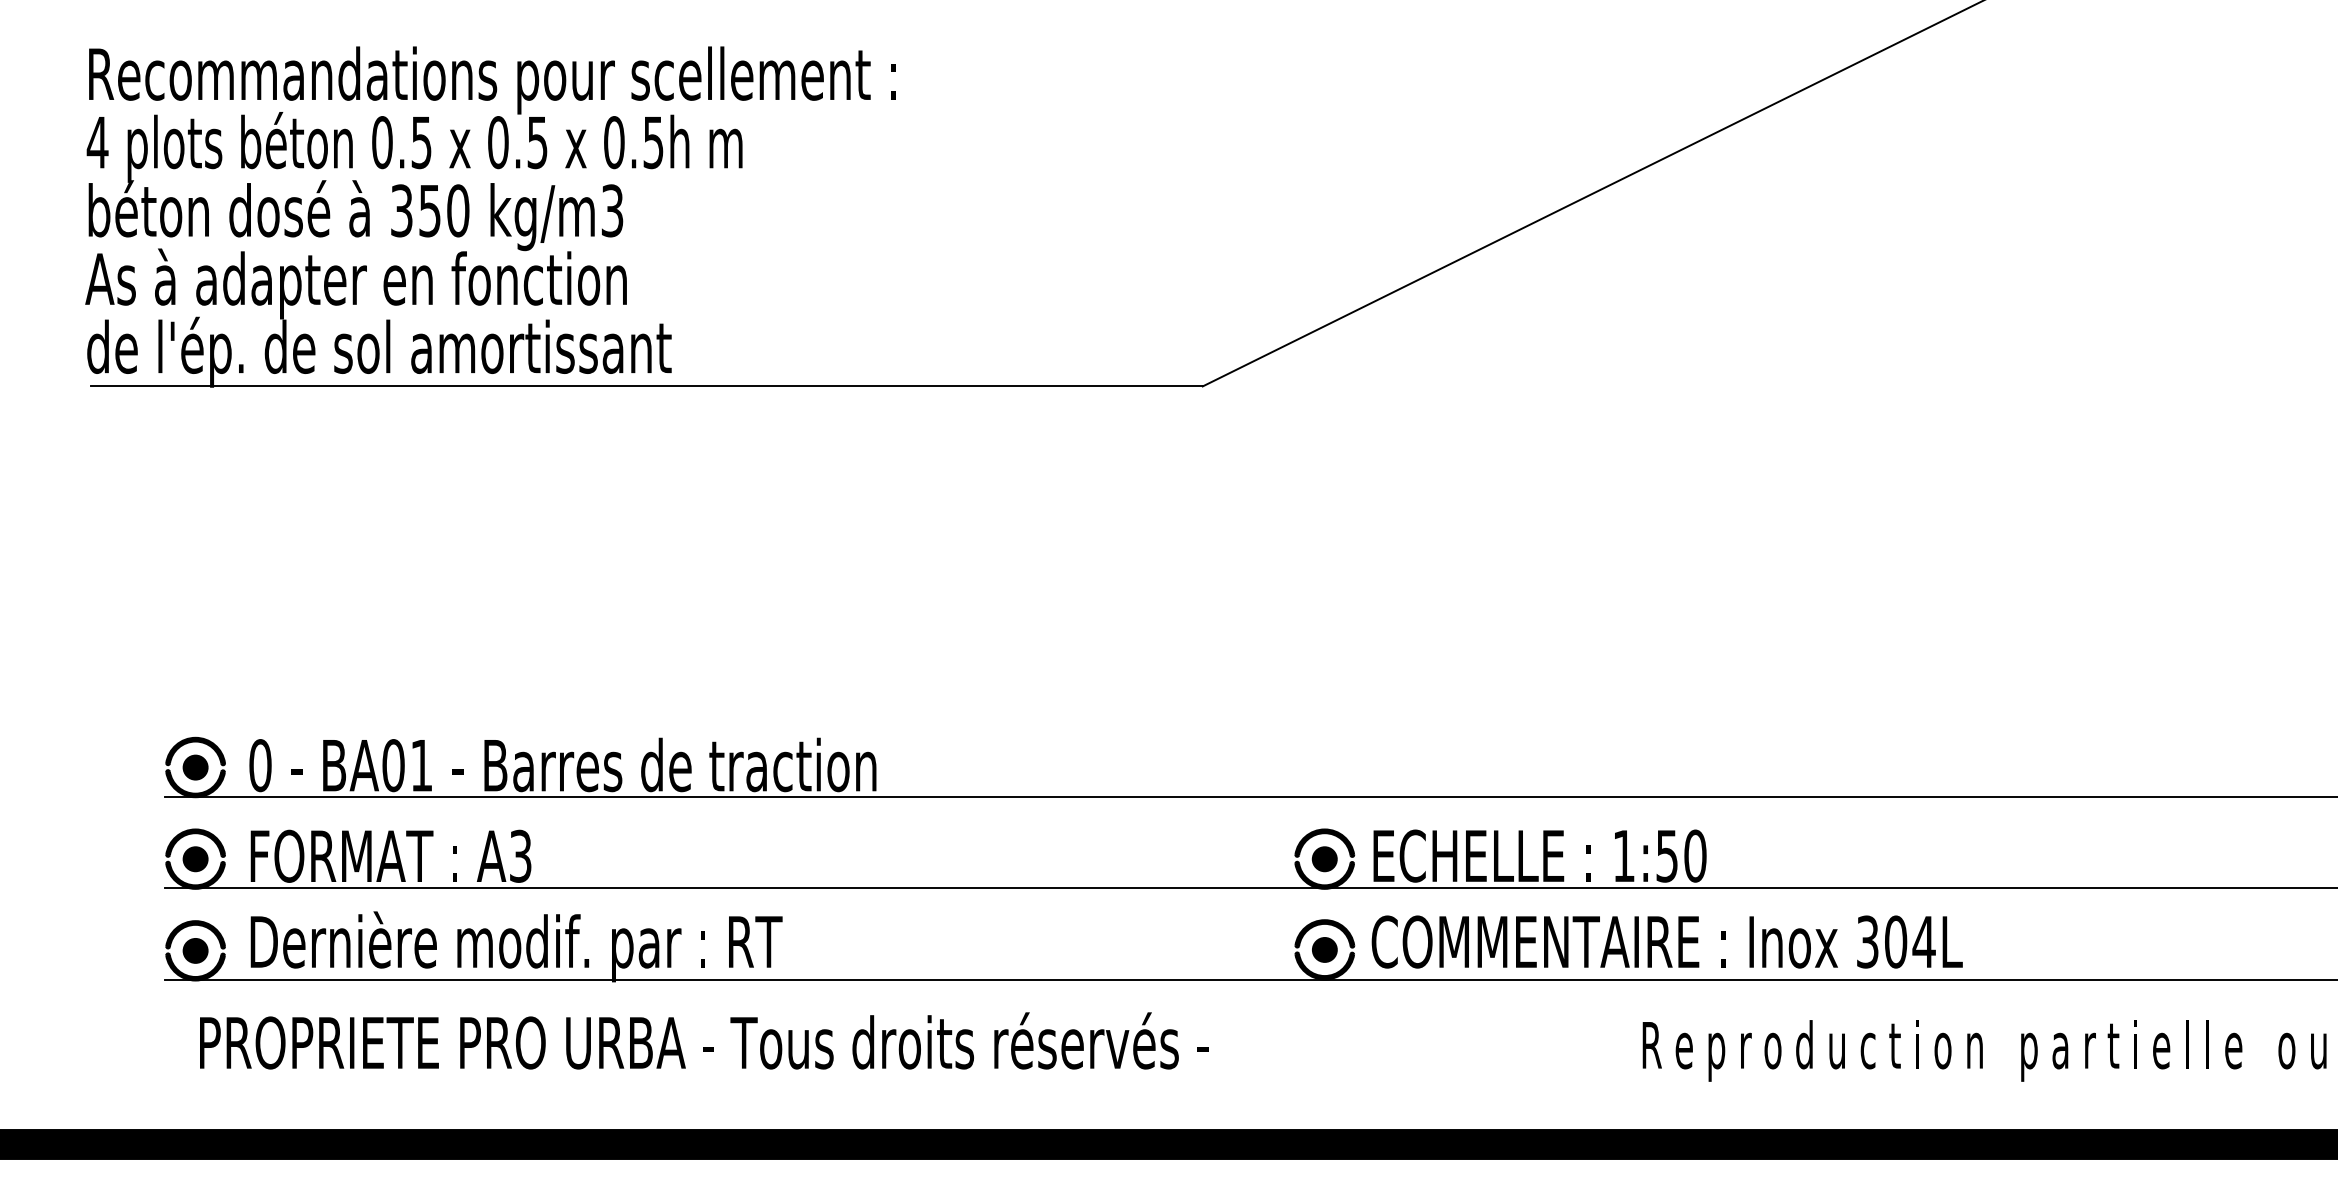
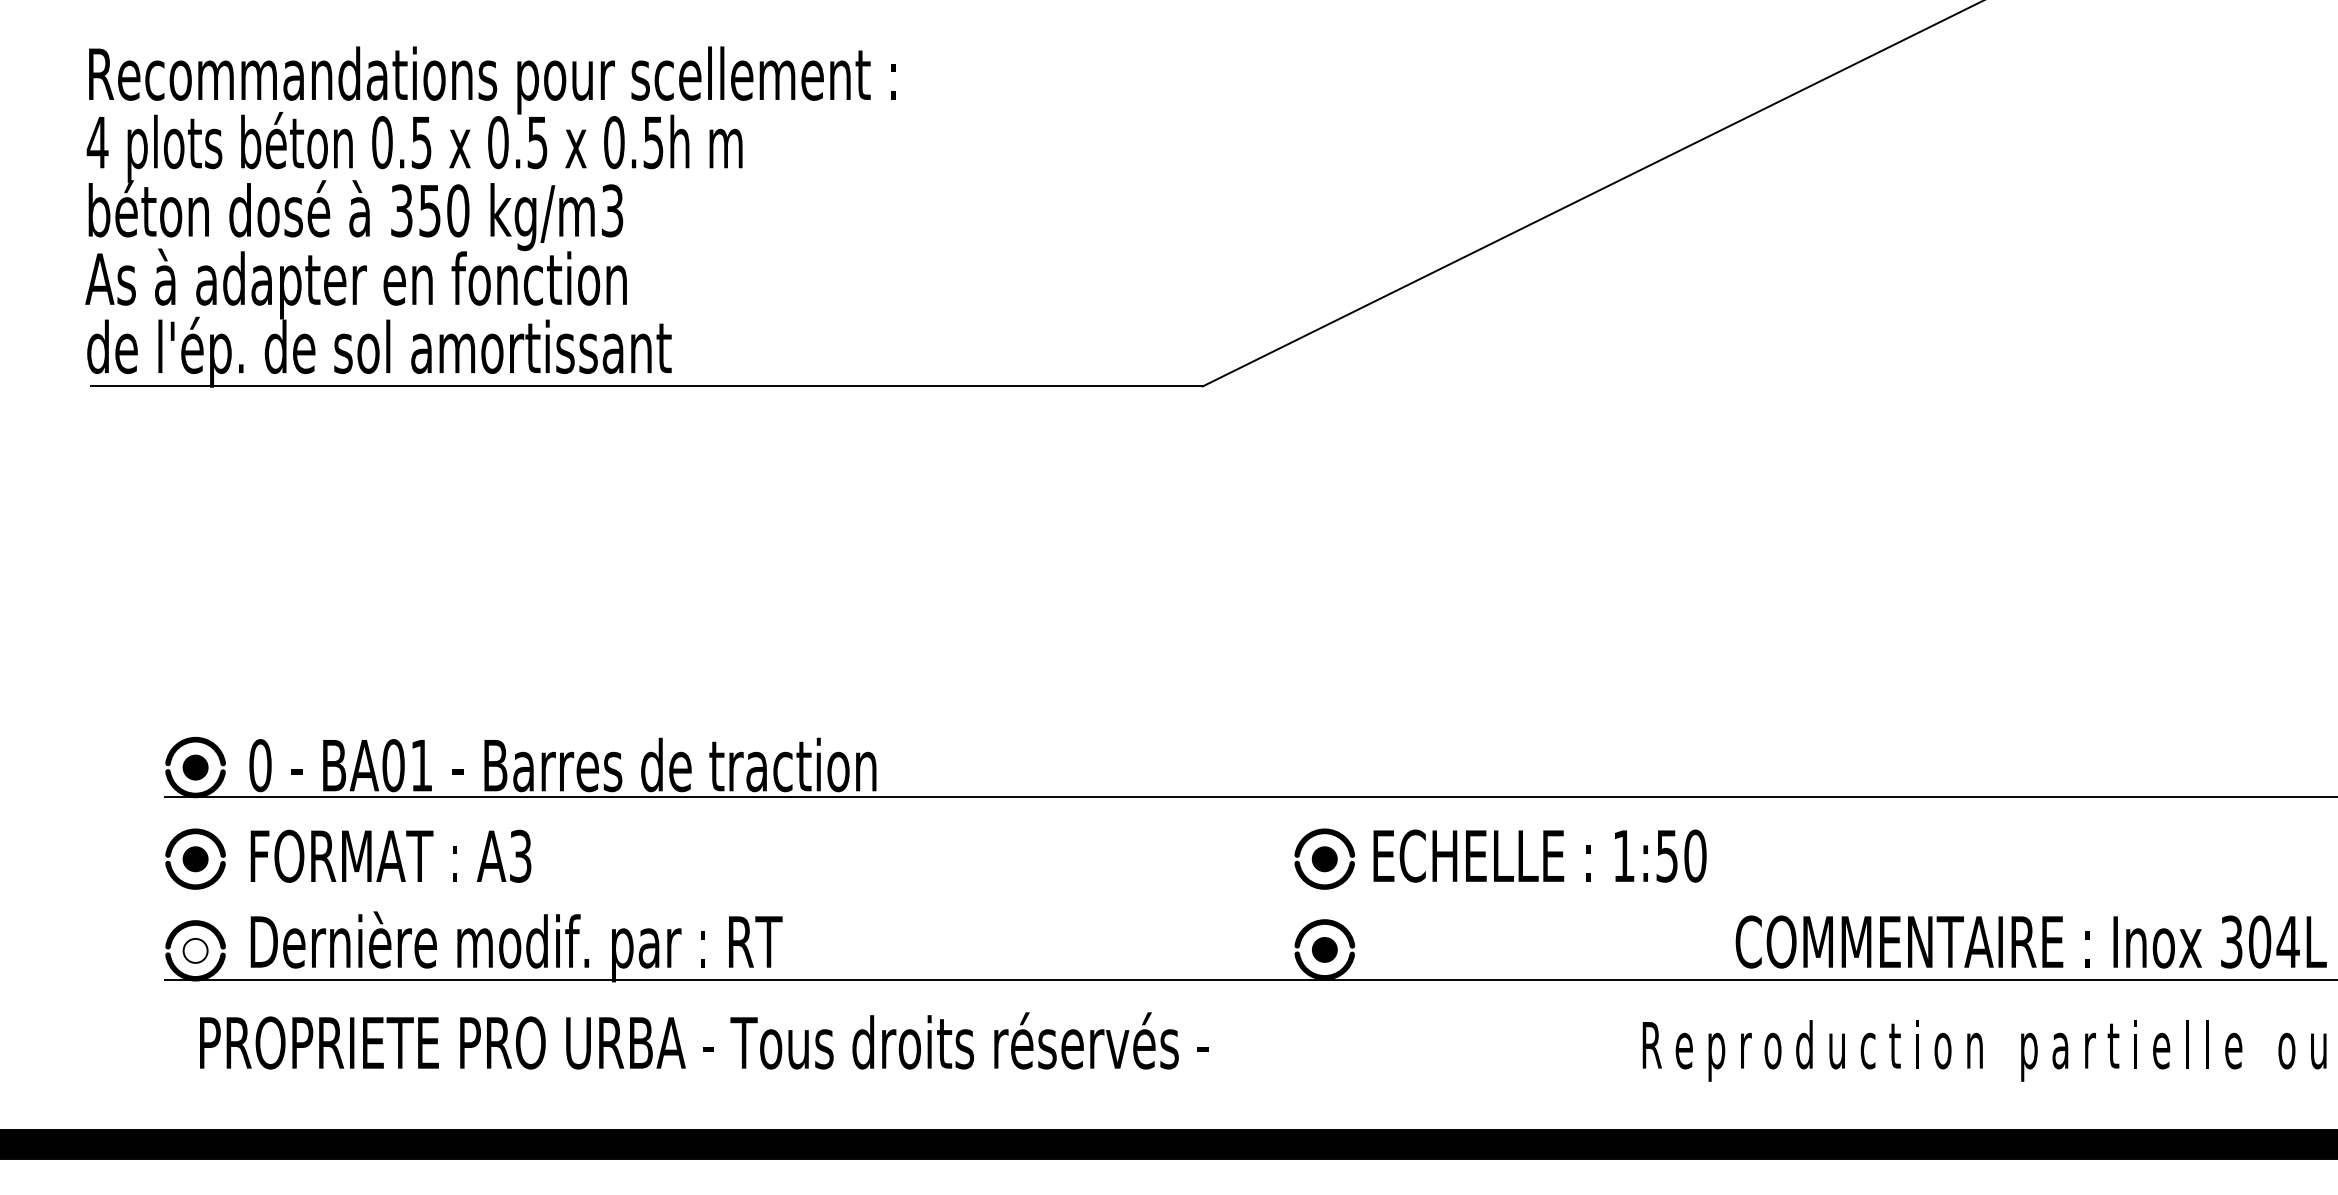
line: present -> none (1249, 888)
text position: (1666, 941) -> (2030, 941) (2030, 941)
fill: present -> none (195, 950)
